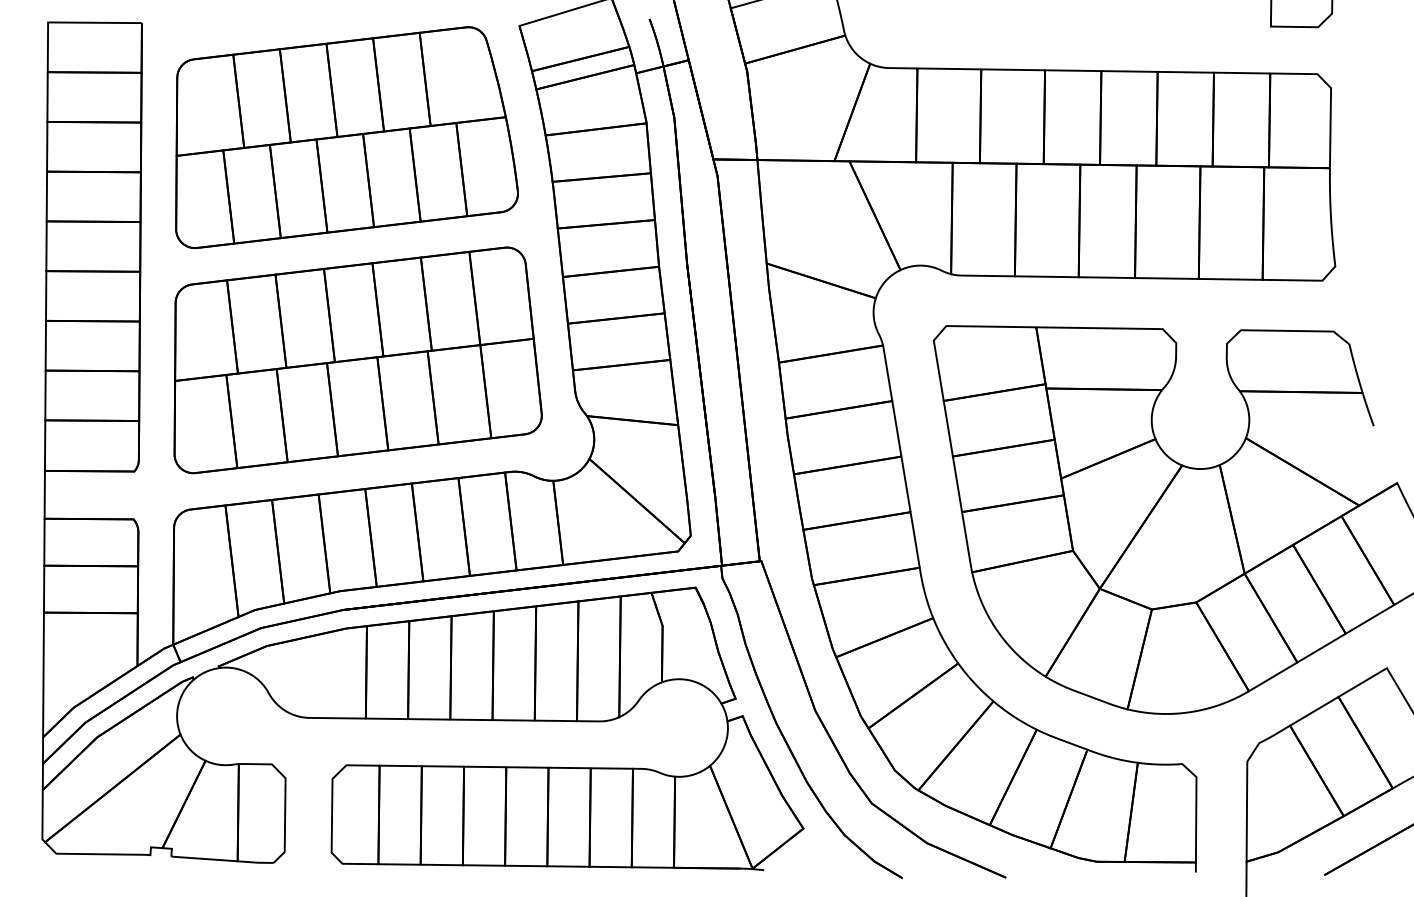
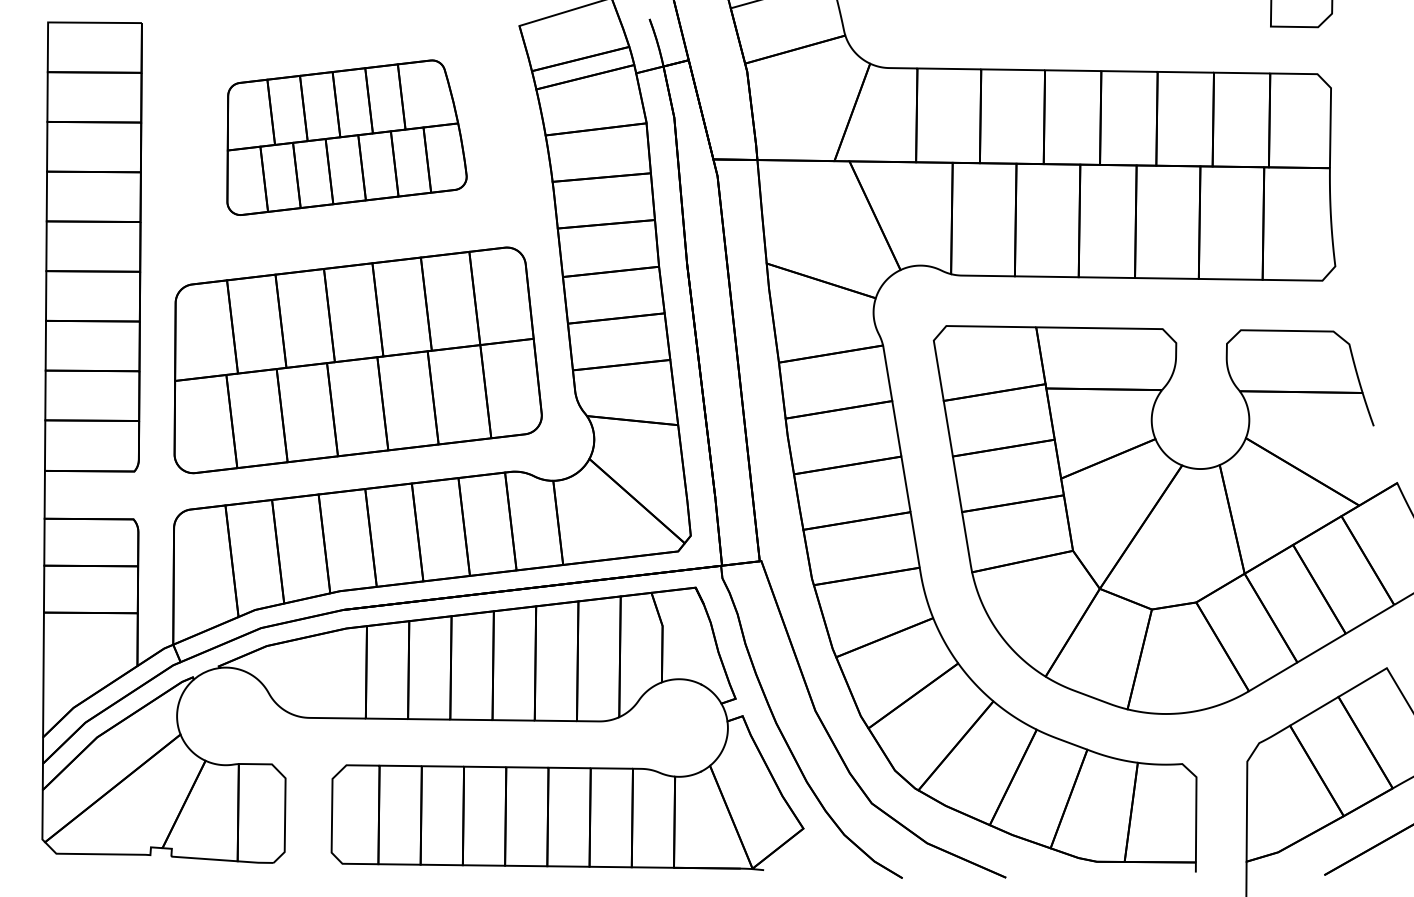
part size: 344x224 px -> 242x157 px (346, 137)
